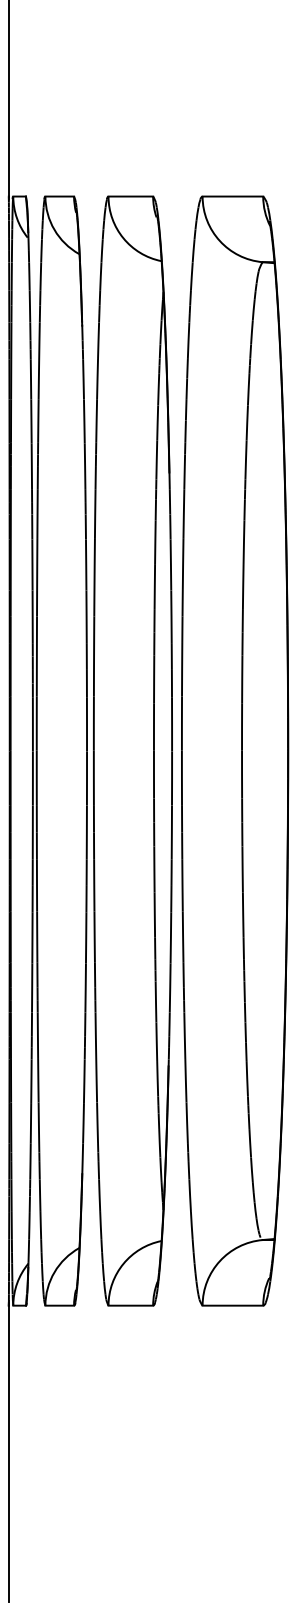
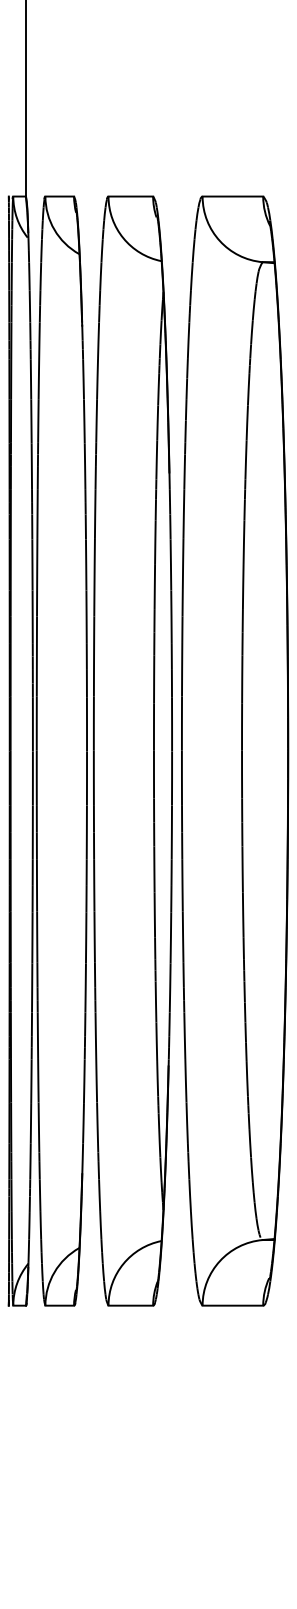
line position: (8, 99) -> (25, 99) (25, 99)
line: present -> none (8, 1453)
